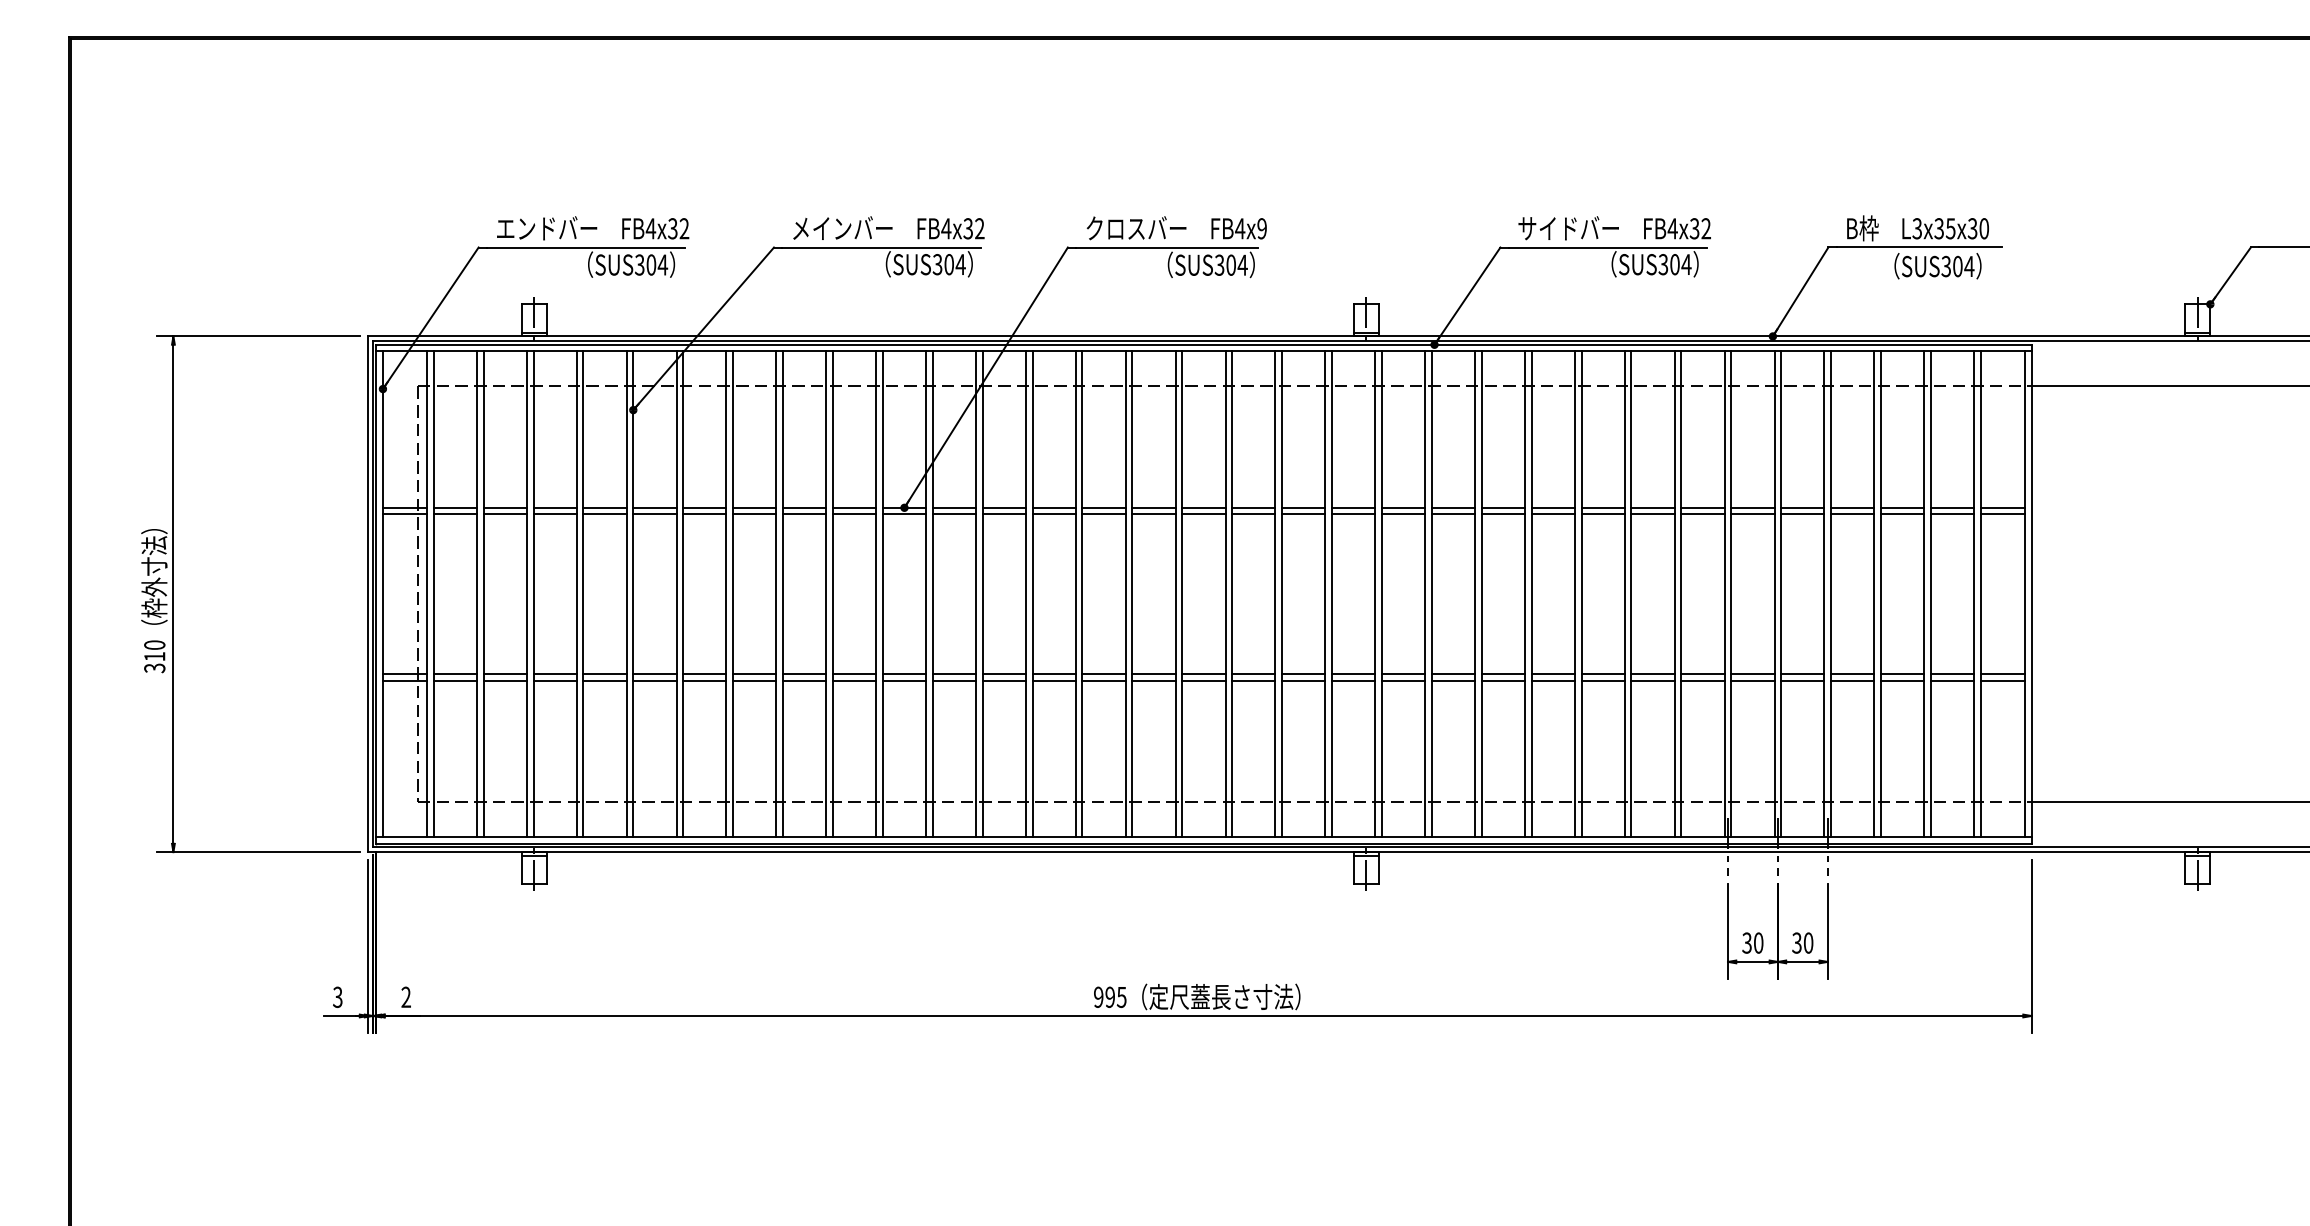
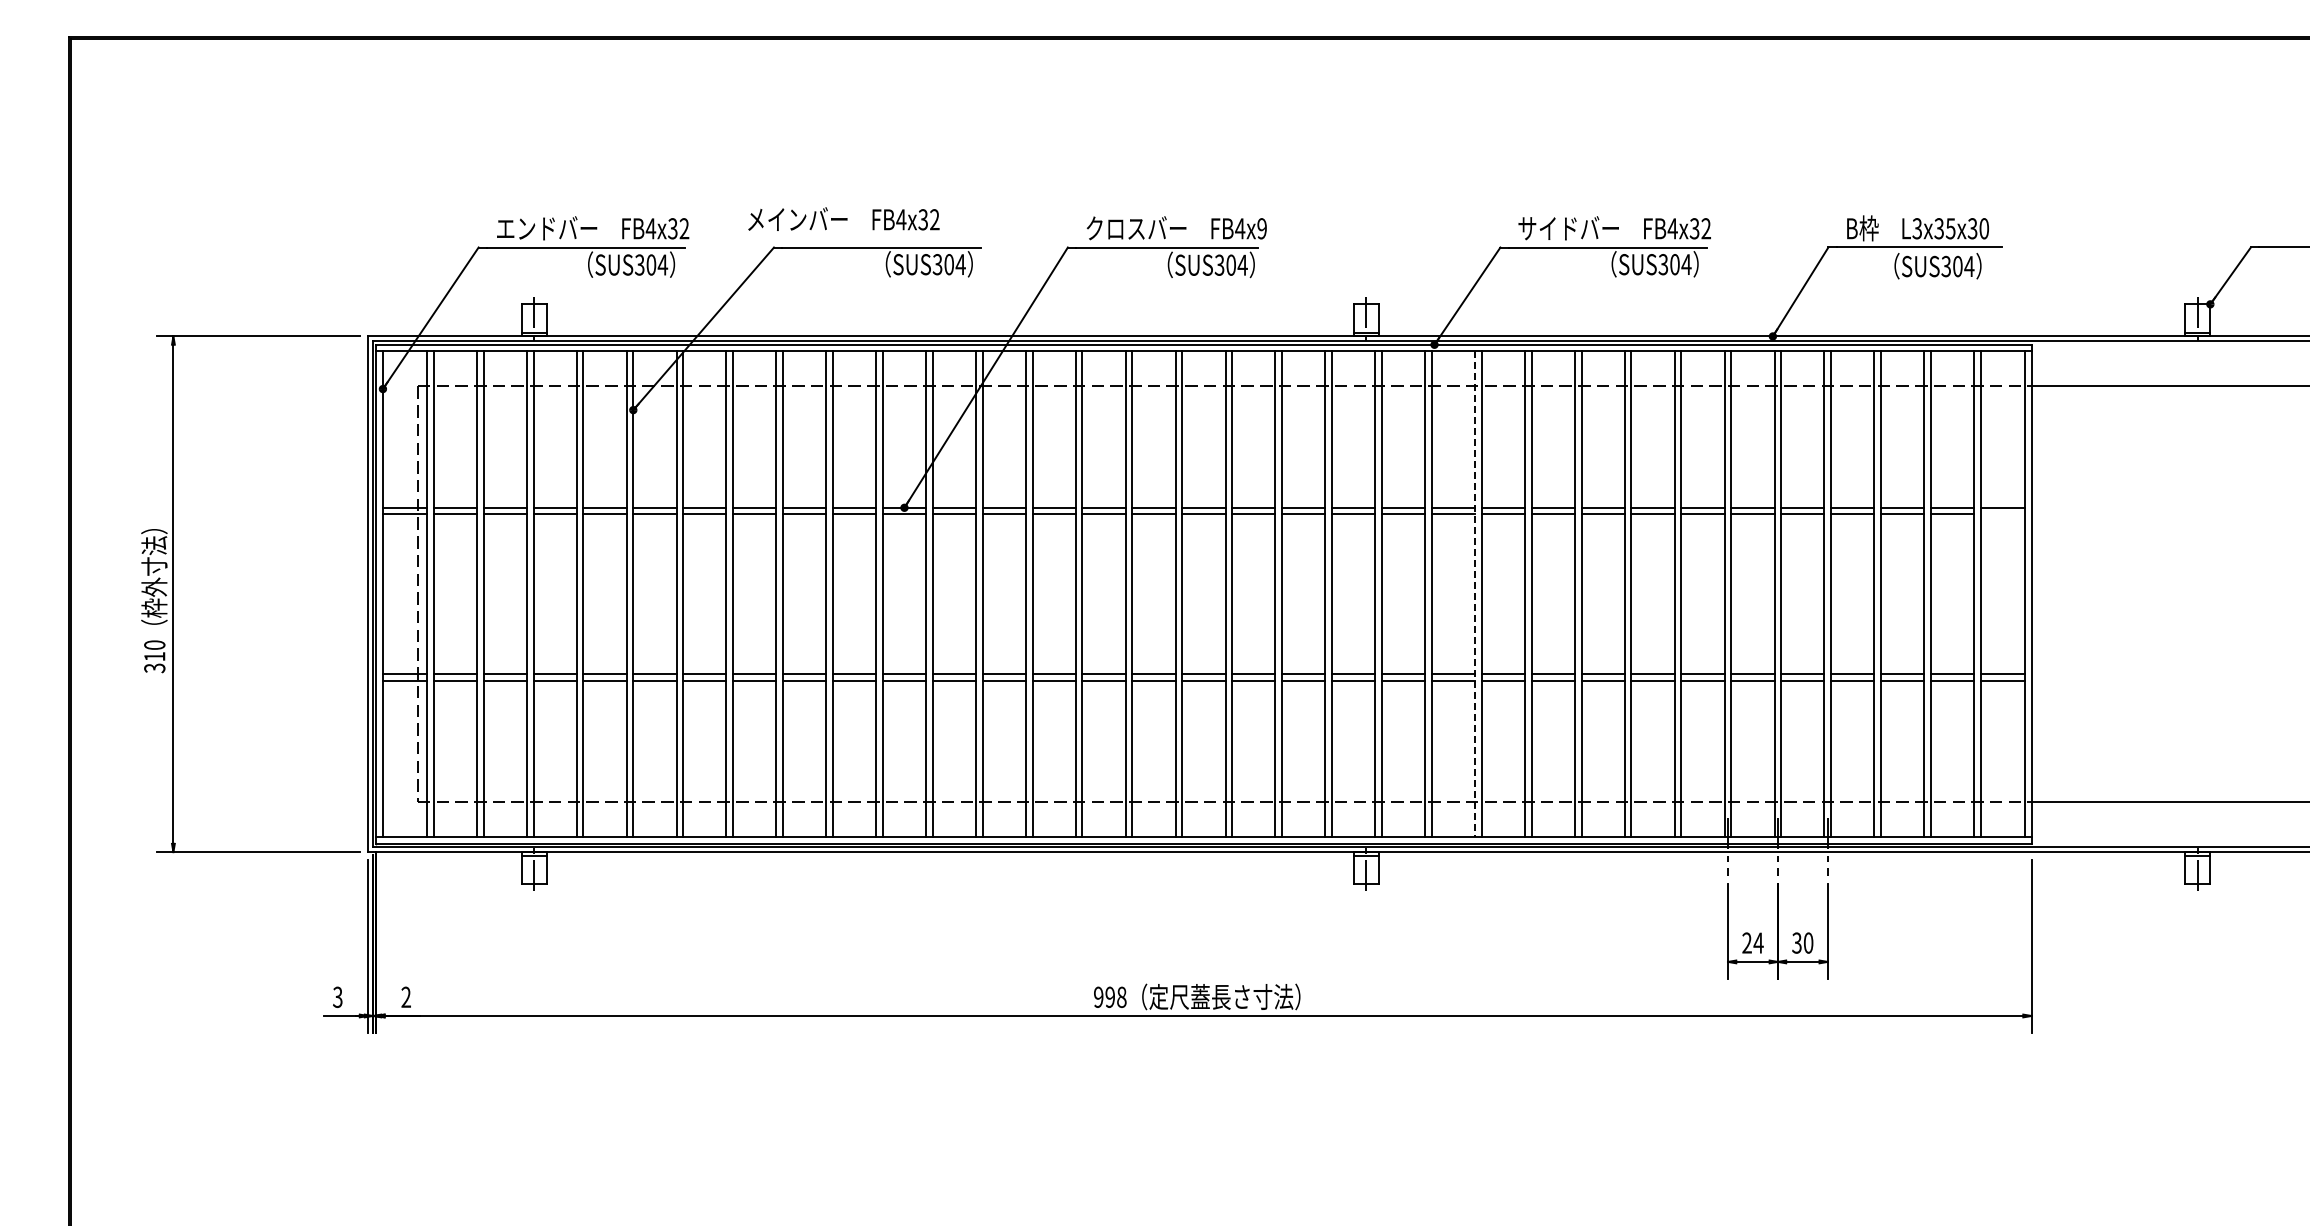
text position: (888, 227) -> (843, 218) (843, 218)
line: present -> none (2002, 514)
line: solid -> dashed (1475, 594)
text: 30 -> 24 (1752, 942)
text: 995 -> 998 (1121, 996)
